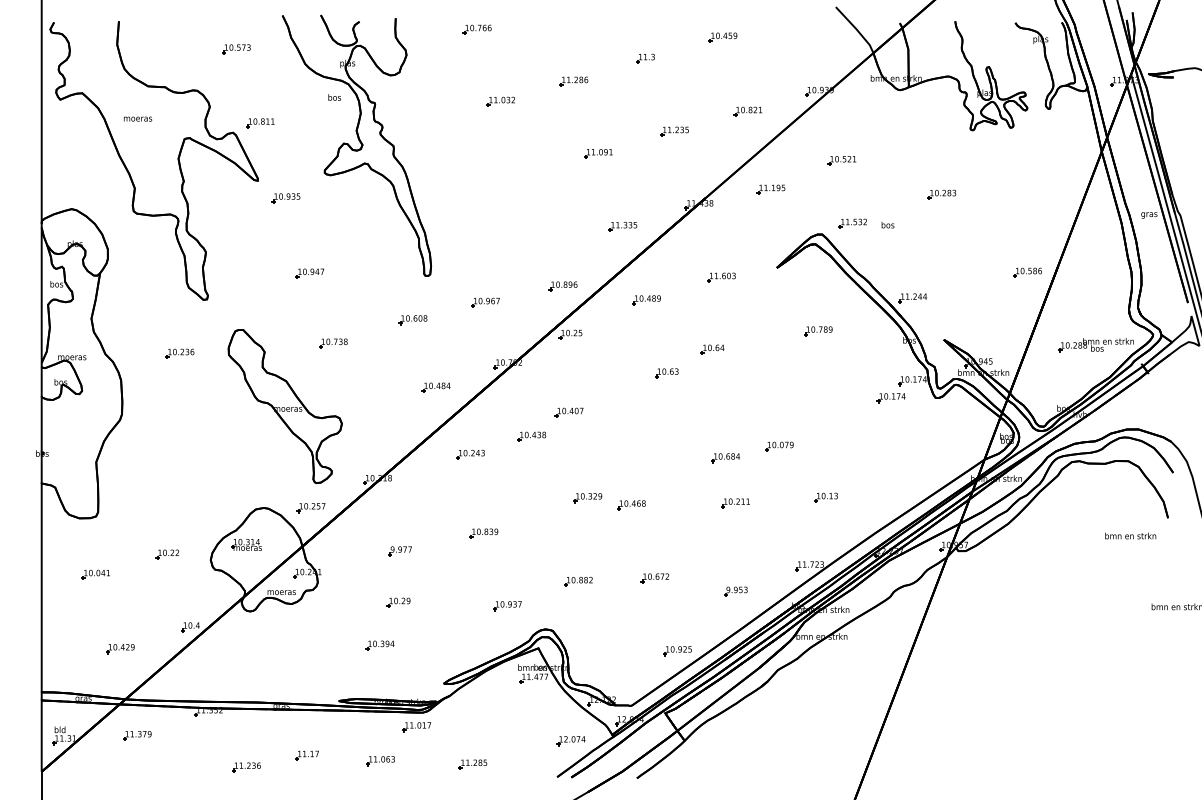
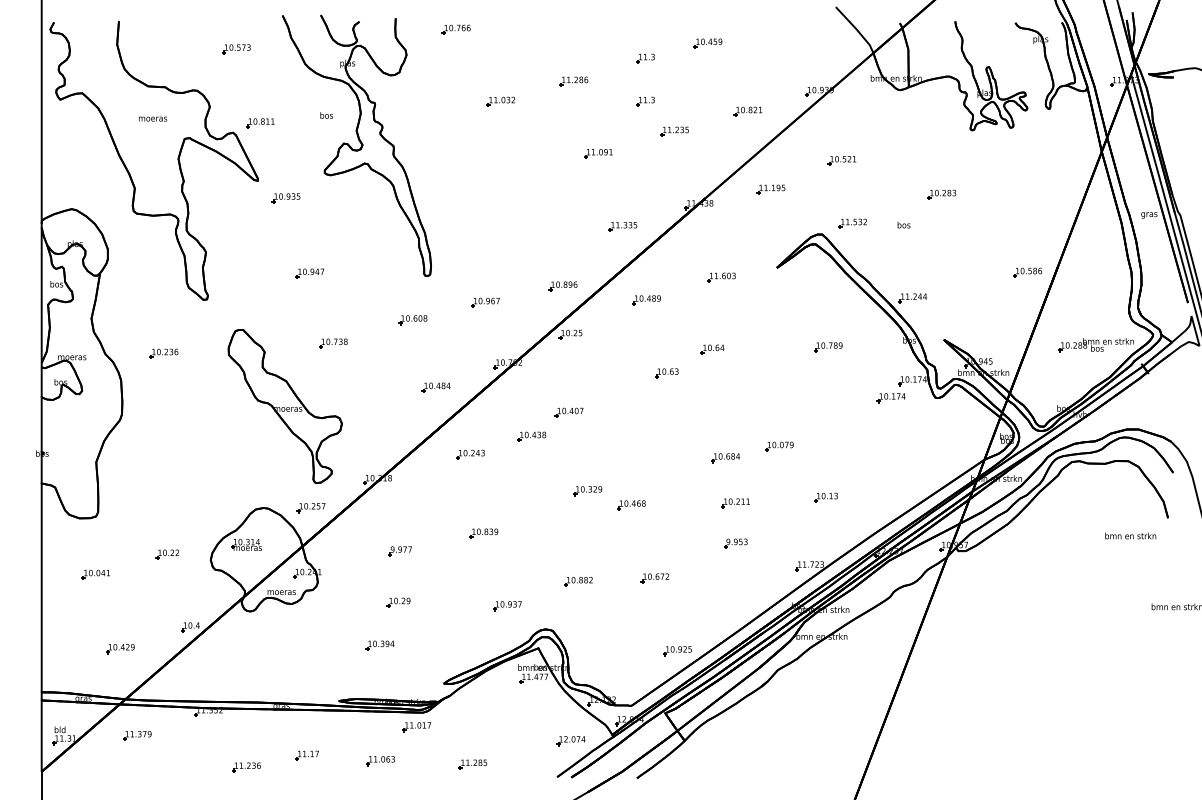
part position: (476, 29) -> (455, 29) (455, 29)
part position: (722, 37) -> (707, 43) (707, 43)
text position: (334, 97) -> (326, 115) (326, 115)
part: none -> present (645, 101)
text position: (138, 118) -> (153, 118) (153, 118)
text position: (887, 225) -> (903, 225) (903, 225)
part position: (818, 331) -> (828, 347) (828, 347)
part position: (179, 353) -> (163, 353) (163, 353)
part position: (587, 498) -> (587, 491) (587, 491)
part position: (735, 591) -> (735, 543) (735, 543)
